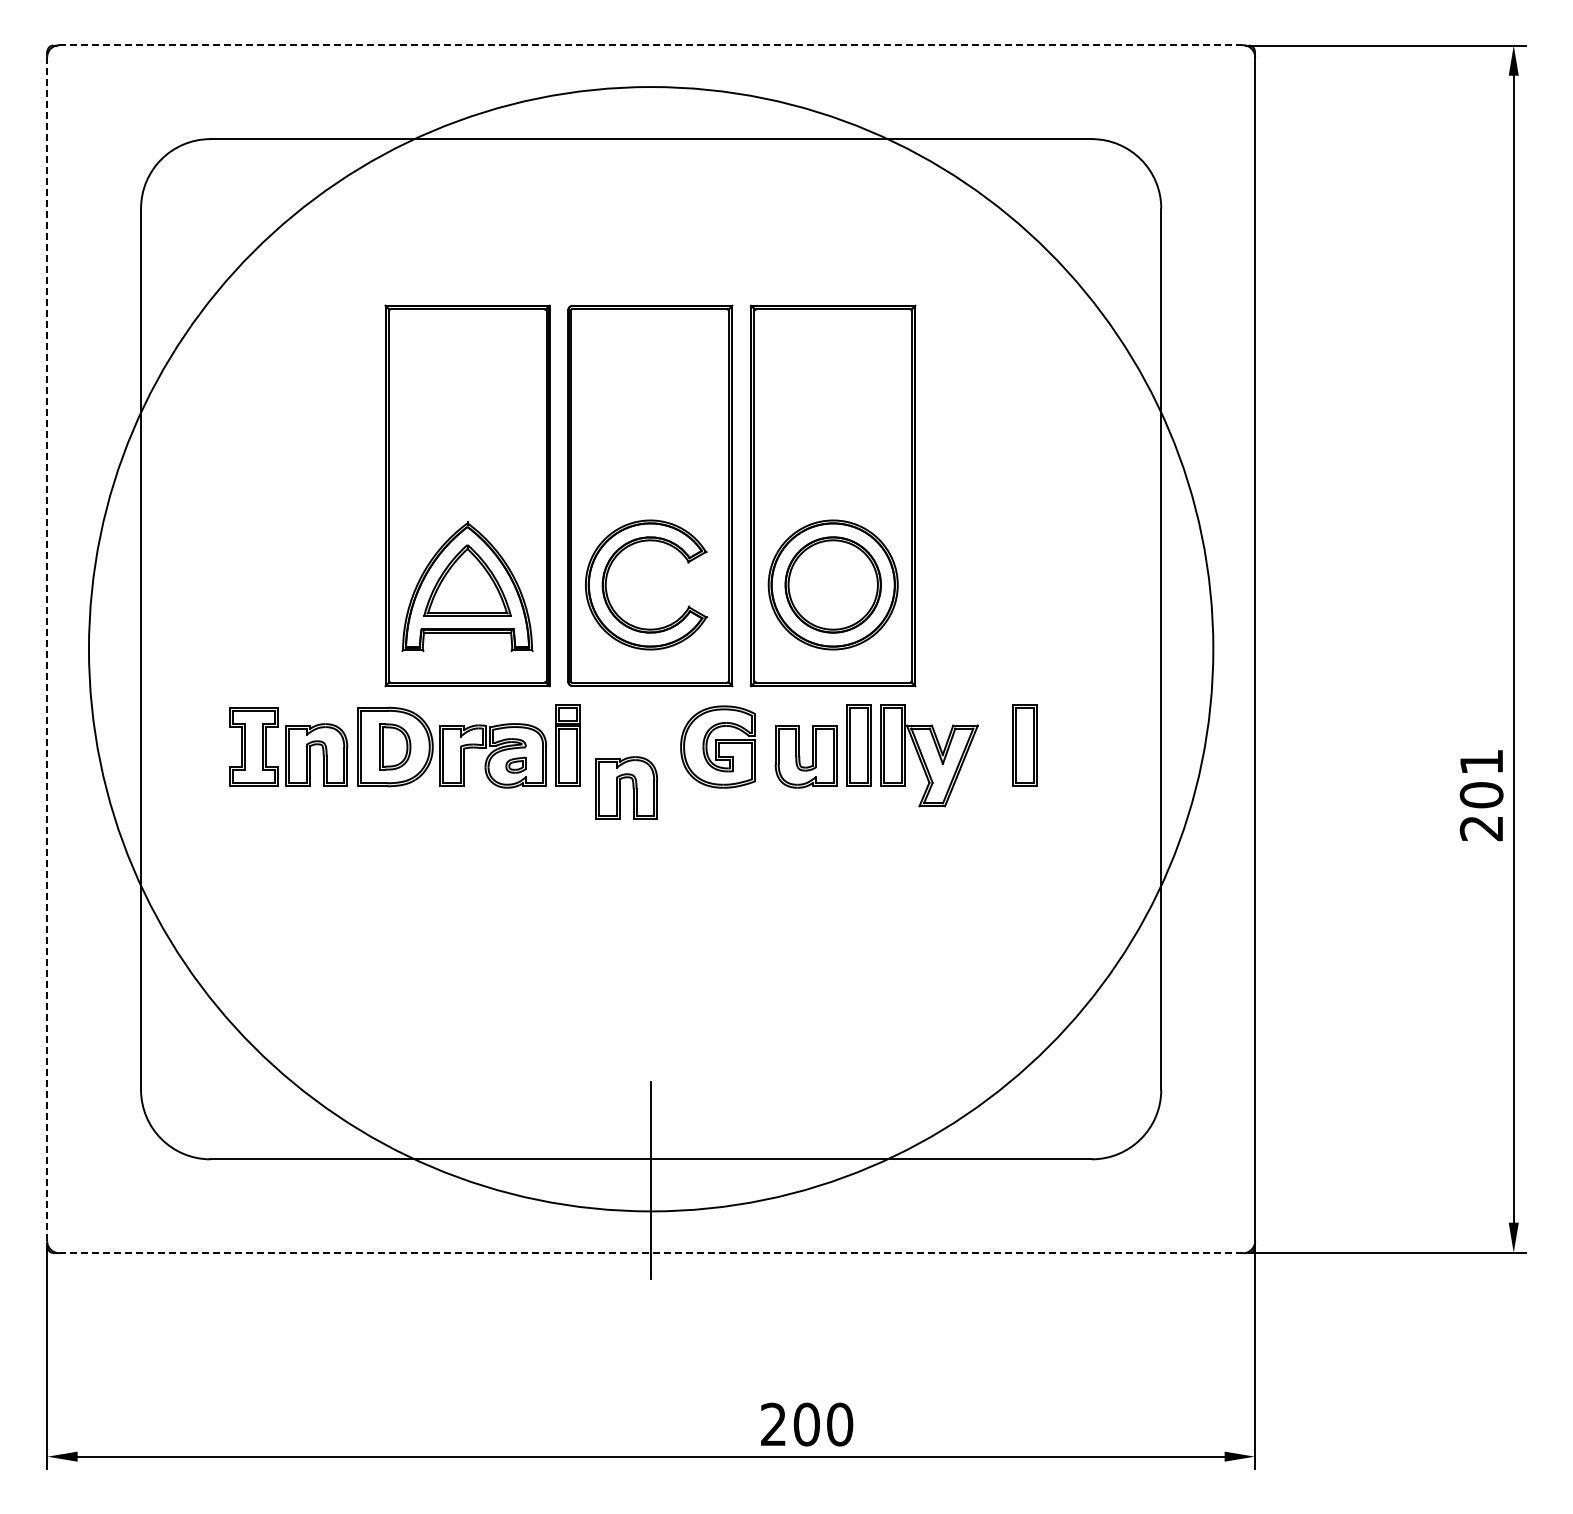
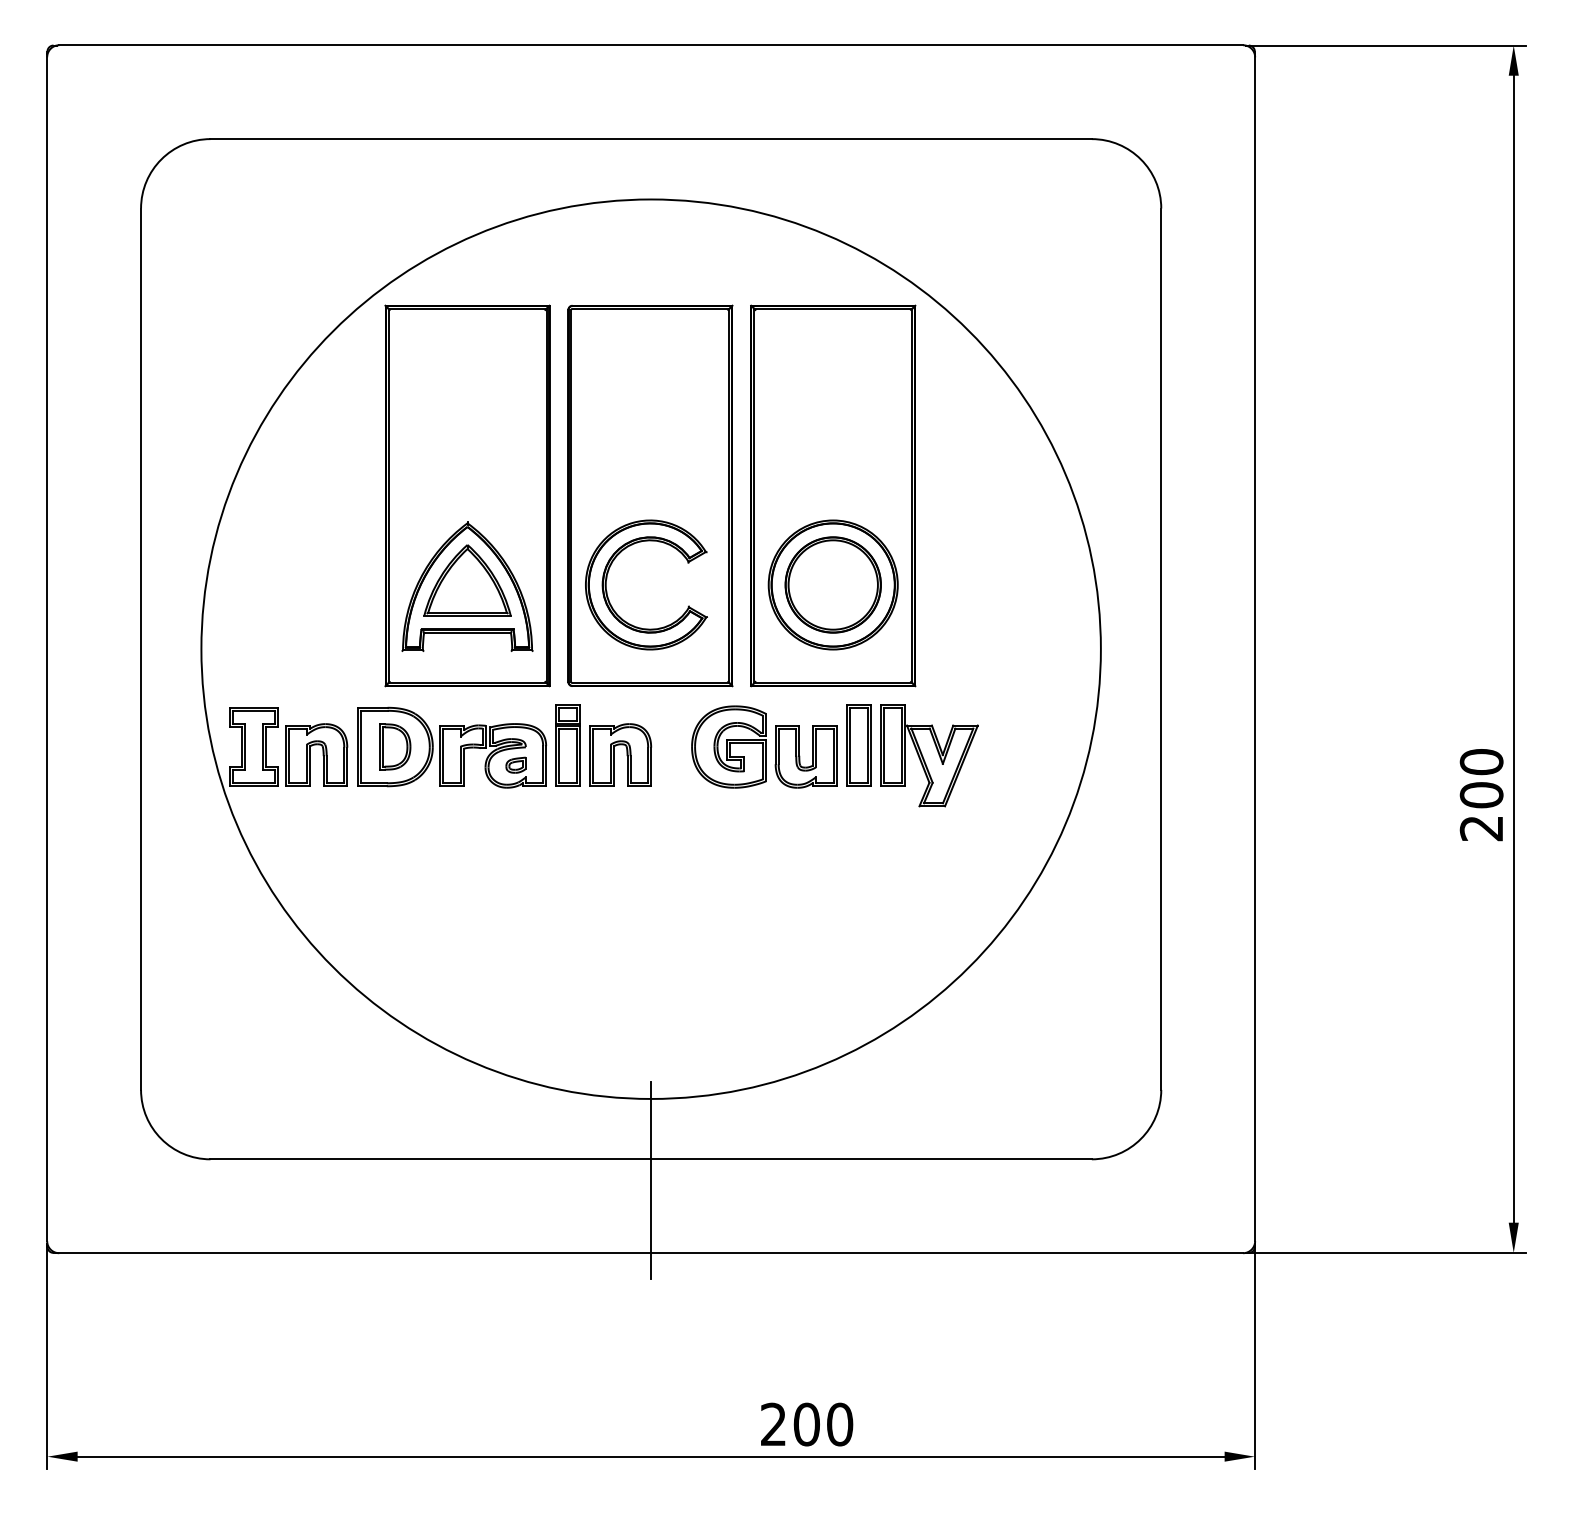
line: dashed -> solid (651, 45)
line: dashed -> solid (47, 649)
circle diameter: 1124 px -> 899 px (650, 648)
part: present -> none (1024, 745)
part position: (717, 746) -> (728, 746) (728, 746)
text: 201 -> 200 (1481, 762)
part position: (626, 787) -> (620, 754) (620, 754)
line: dashed -> solid (651, 1253)
